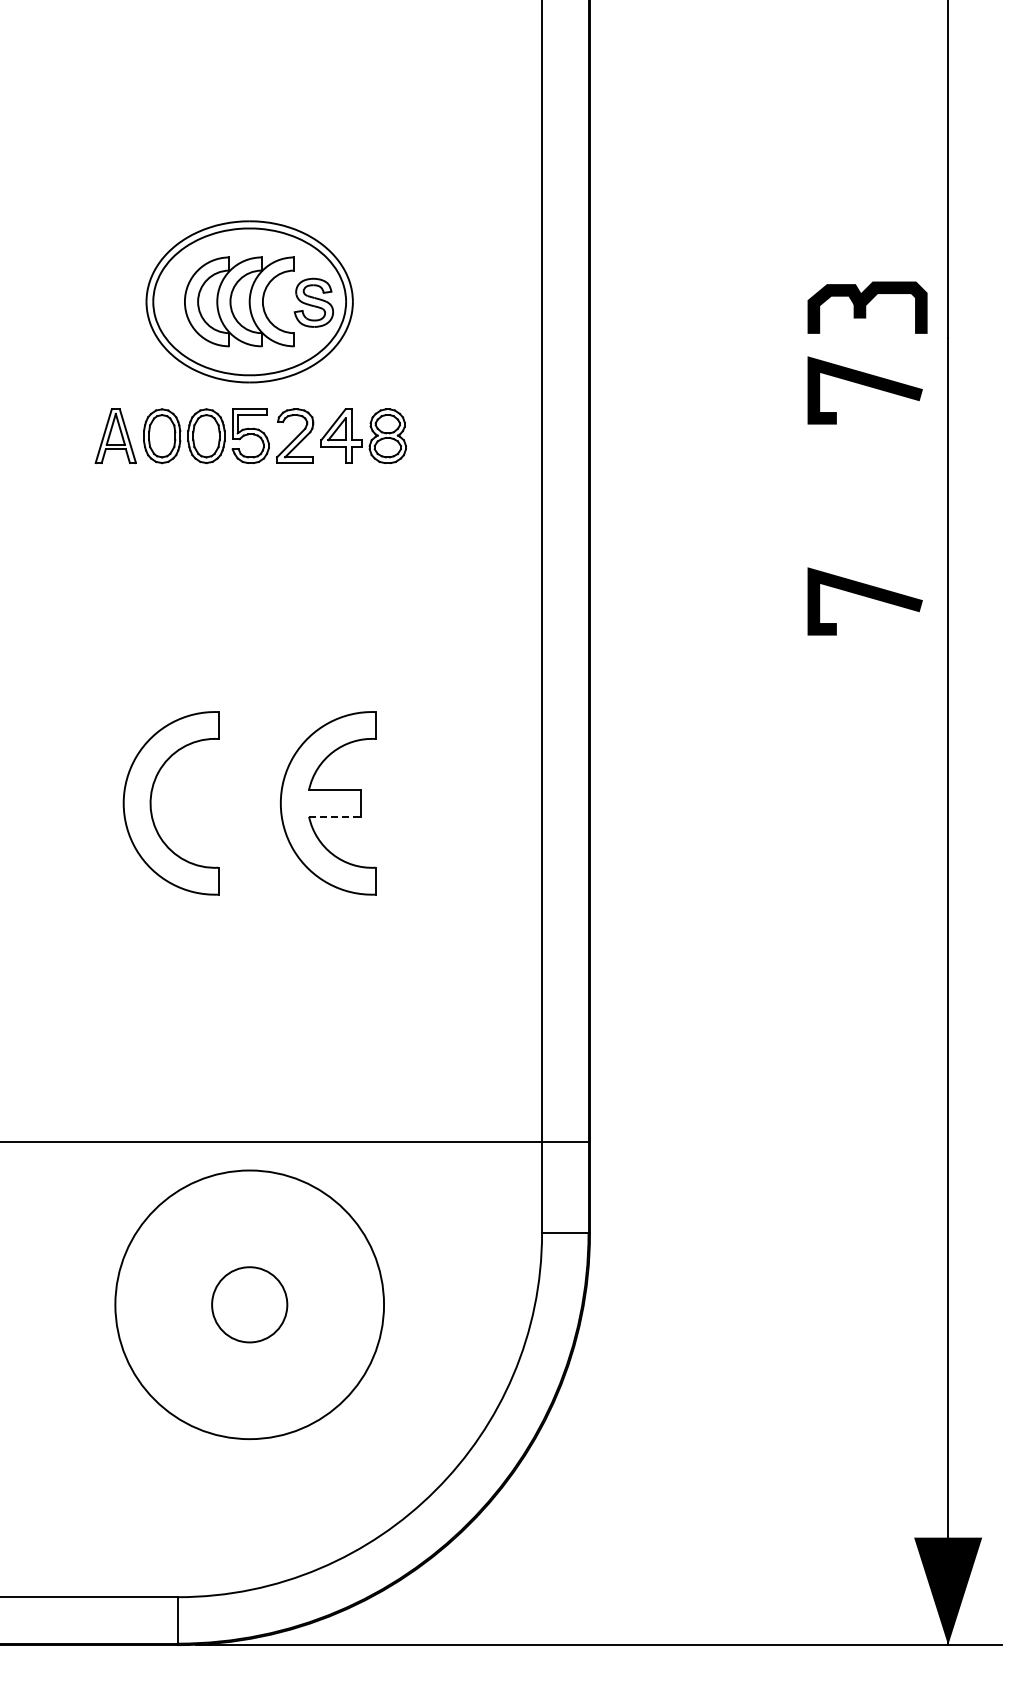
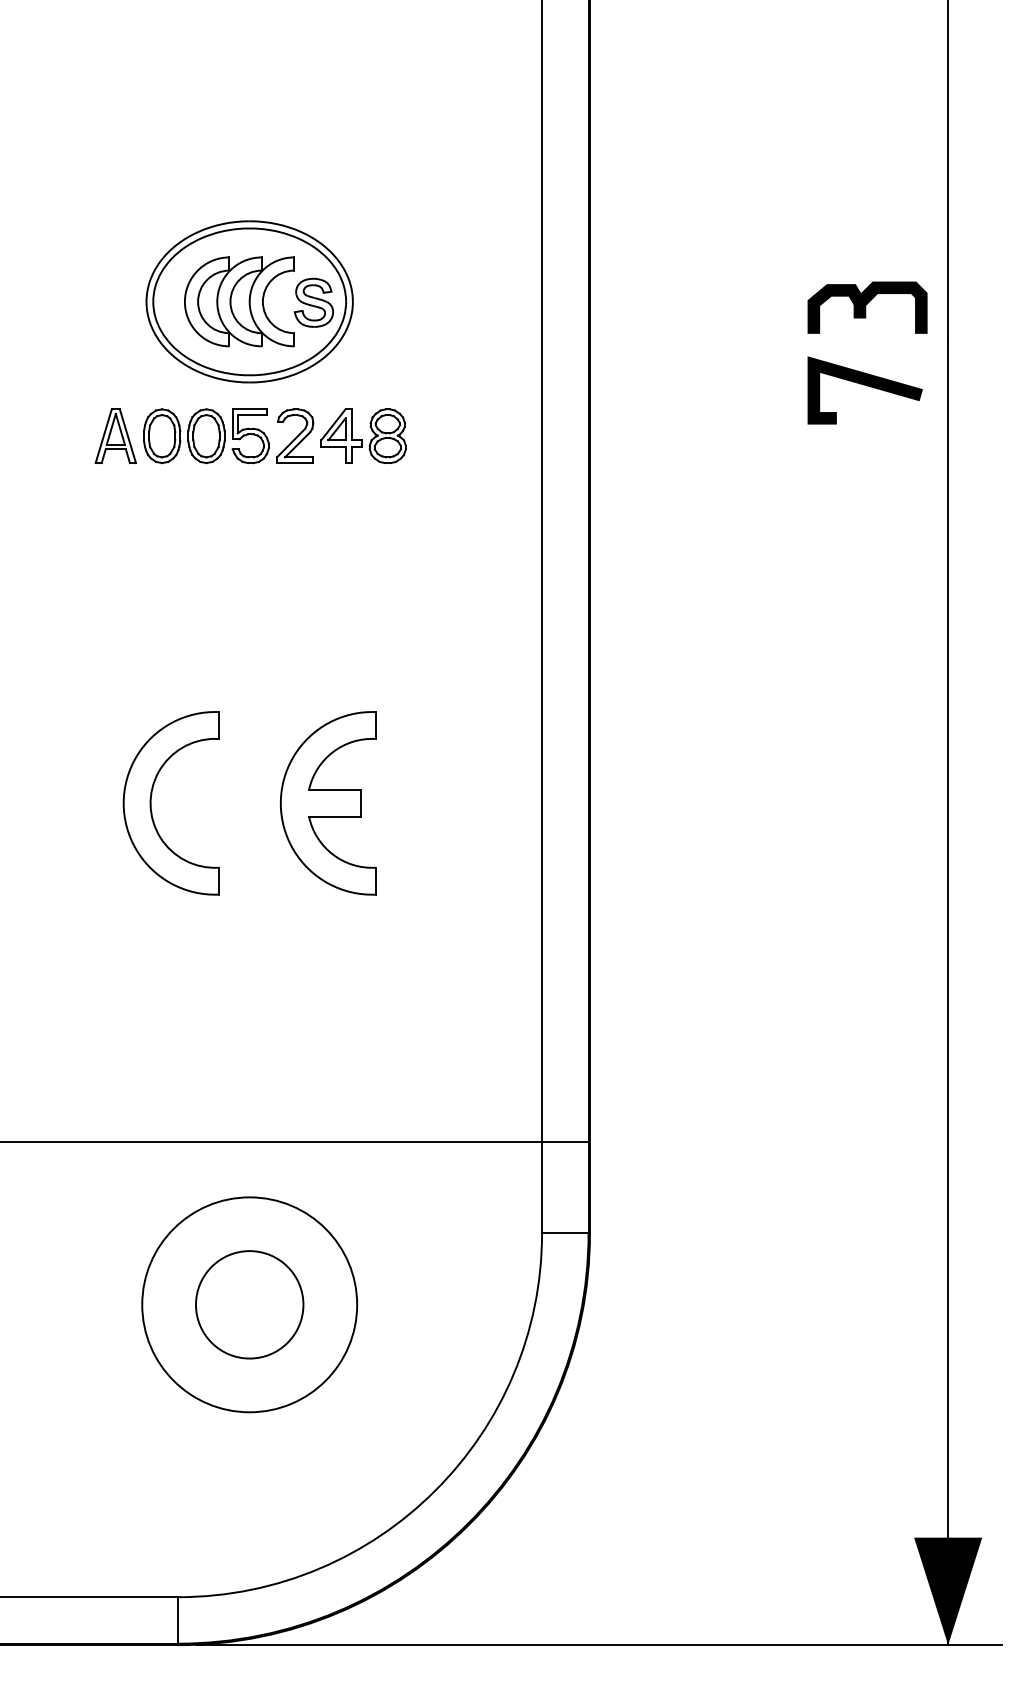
line: present -> none (866, 597)
line: dashed -> solid (335, 816)
circle diameter: 269 px -> 215 px (249, 1304)
circle diameter: 75 px -> 107 px (249, 1304)
